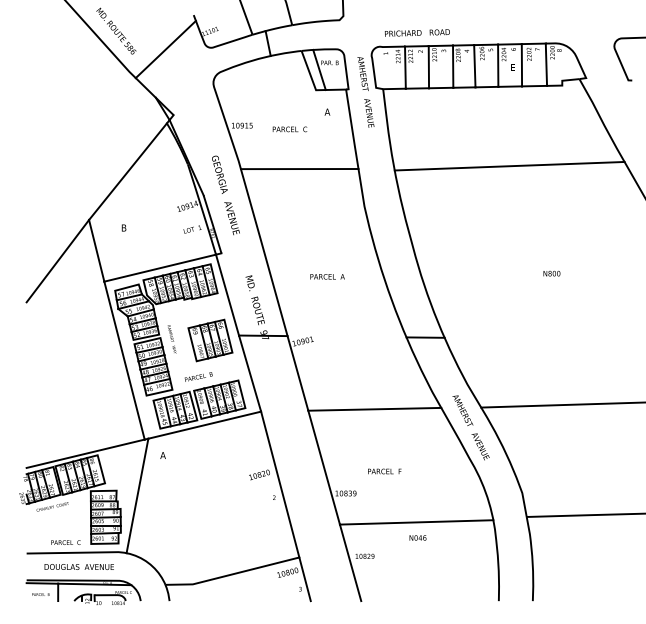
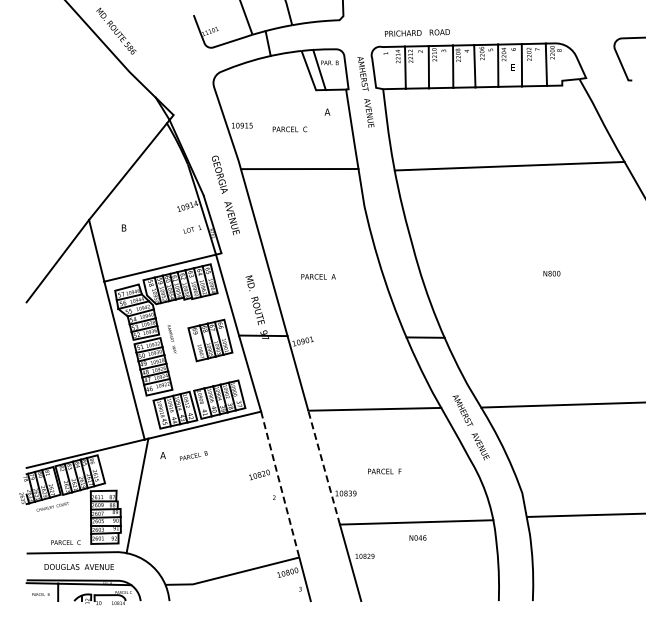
line: present -> none (165, 49)
text position: (327, 276) -> (318, 276) (318, 276)
text position: (198, 376) -> (193, 455) (193, 455)
line: solid -> dashed (324, 467)
line: solid -> dashed (280, 485)
